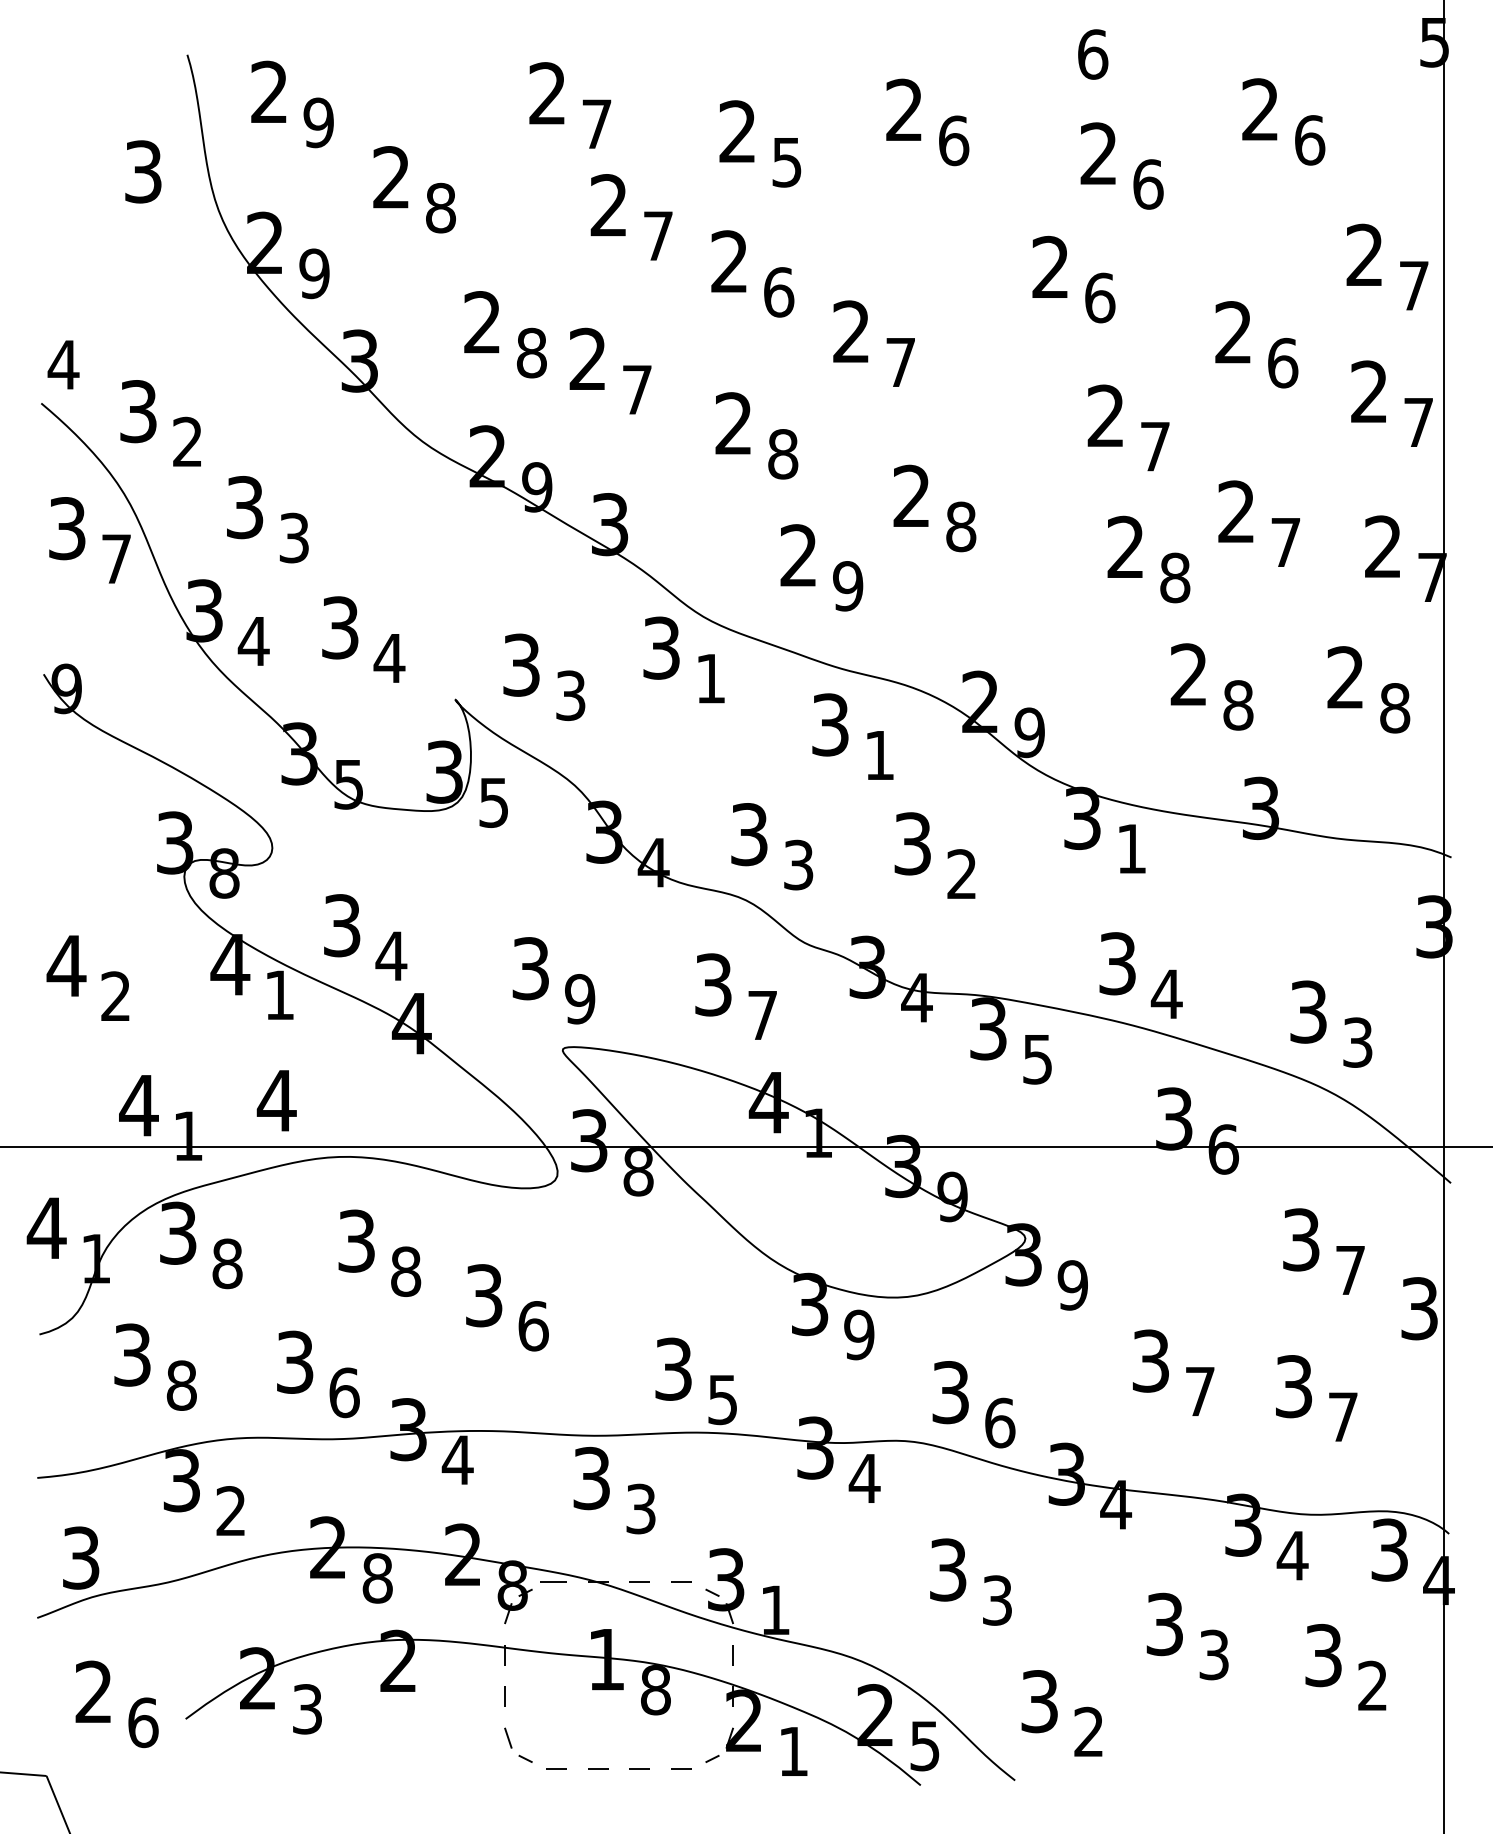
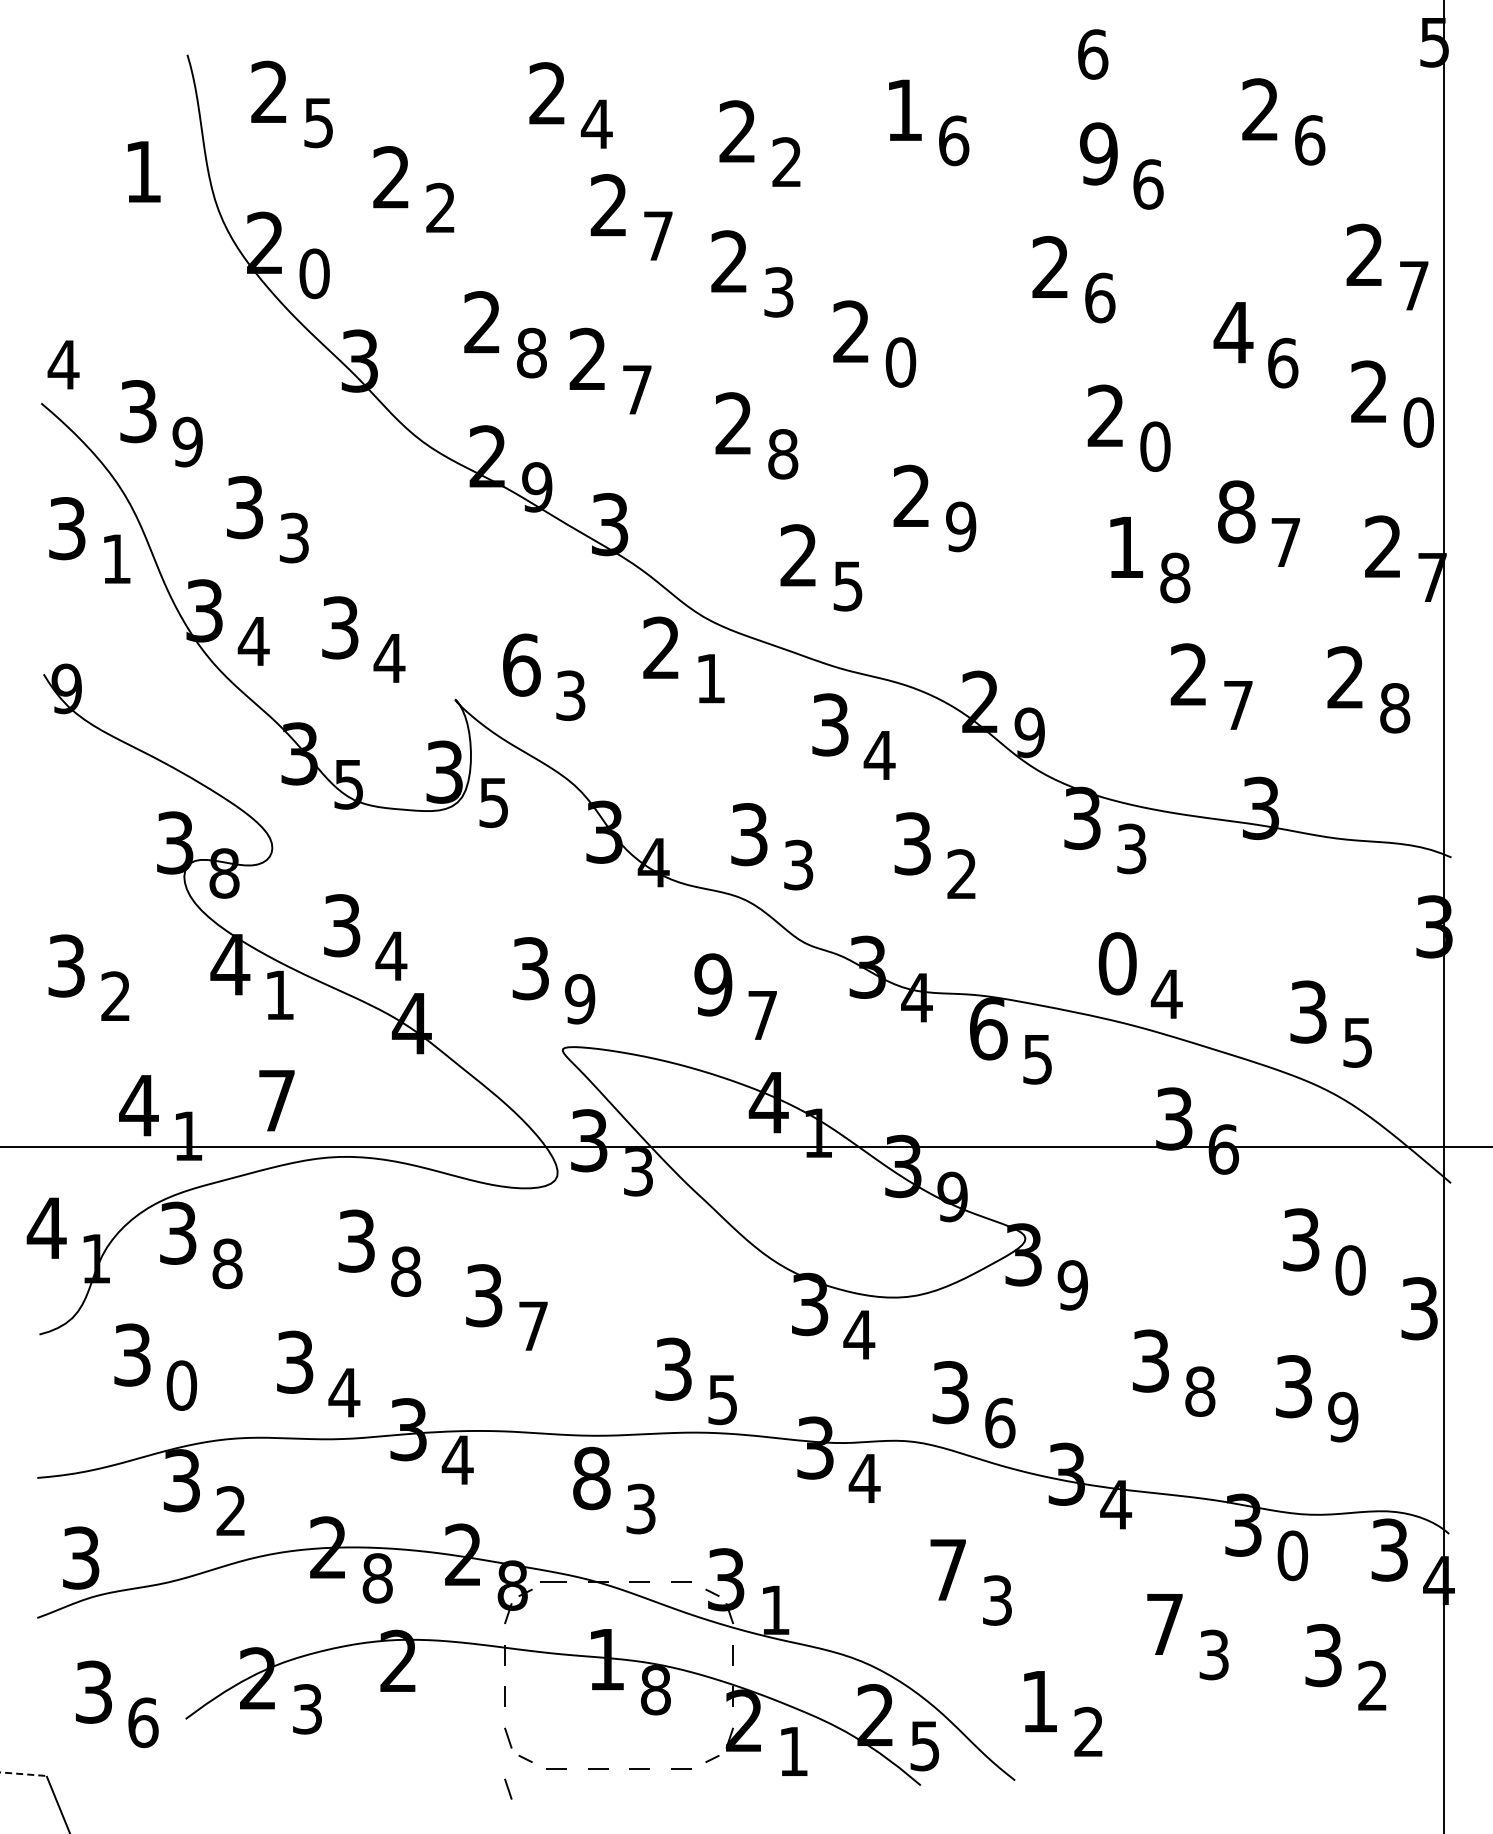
text: 2 -> 1 (903, 109)
text: 9 -> 5 (318, 122)
text: 7 -> 4 (596, 123)
text: 2 -> 9 (1098, 153)
text: 5 -> 2 (786, 162)
text: 3 -> 1 (143, 171)
text: 8 -> 2 (440, 207)
text: 9 -> 0 (314, 273)
text: 6 -> 3 (779, 292)
text: 2 -> 4 (1233, 332)
text: 7 -> 0 (900, 362)
text: 7 -> 0 (1418, 422)
text: 2 -> 9 (187, 441)
text: 7 -> 0 (1155, 446)
text: 2 -> 8 (1236, 511)
text: 8 -> 9 (961, 526)
text: 2 -> 1 (1125, 546)
text: 7 -> 1 (116, 558)
text: 9 -> 5 (848, 586)
text: 3 -> 2 (661, 647)
text: 3 -> 6 (521, 664)
text: 8 -> 7 (1238, 705)
text: 1 -> 4 (879, 755)
text: 1 -> 3 (1131, 848)
text: 3 -> 0 (1117, 963)
text: 4 -> 3 (66, 965)
text: 3 -> 9 (713, 984)
text: 3 -> 6 (988, 1028)
text: 3 -> 5 (1357, 1042)
text: 4 -> 7 (276, 1100)
text: 8 -> 3 (638, 1172)
text: 7 -> 0 (1350, 1270)
text: 6 -> 7 (533, 1326)
text: 9 -> 4 (859, 1334)
text: 8 -> 0 (181, 1385)
text: 7 -> 8 (1200, 1391)
text: 6 -> 4 (344, 1392)
text: 7 -> 9 (1343, 1416)
text: 3 -> 8 (591, 1478)
text: 4 -> 0 (1292, 1555)
text: 3 -> 7 (948, 1569)
text: 3 -> 7 (1164, 1624)
text: 2 -> 3 (93, 1691)
text: 3 -> 1 (1039, 1701)
line: solid -> dashed (23, 1774)
line: none -> present (508, 1788)
